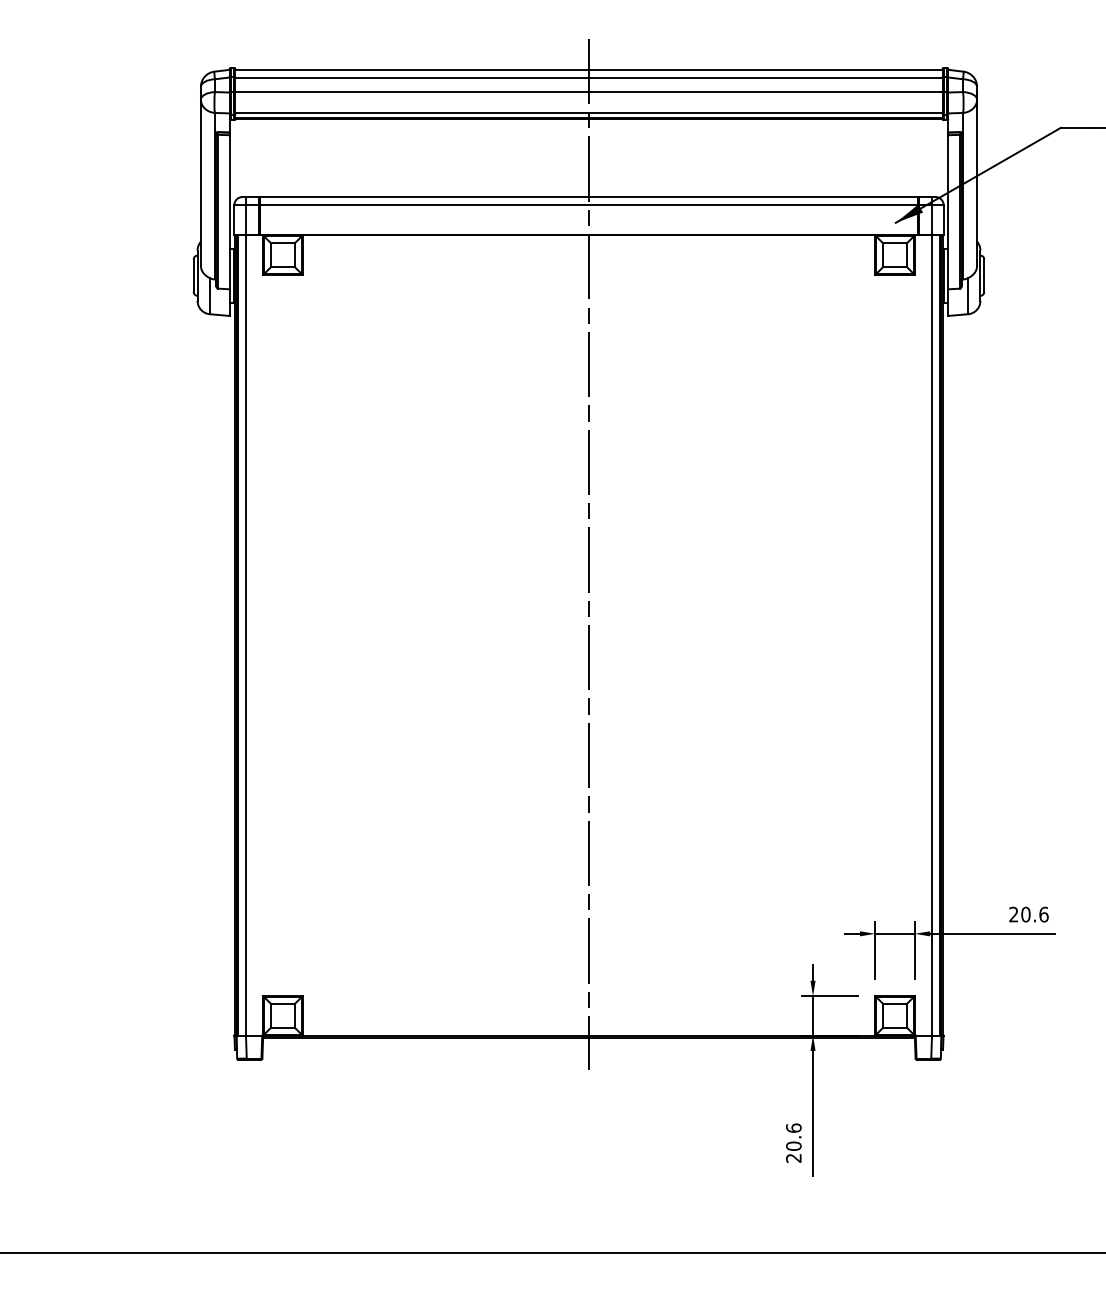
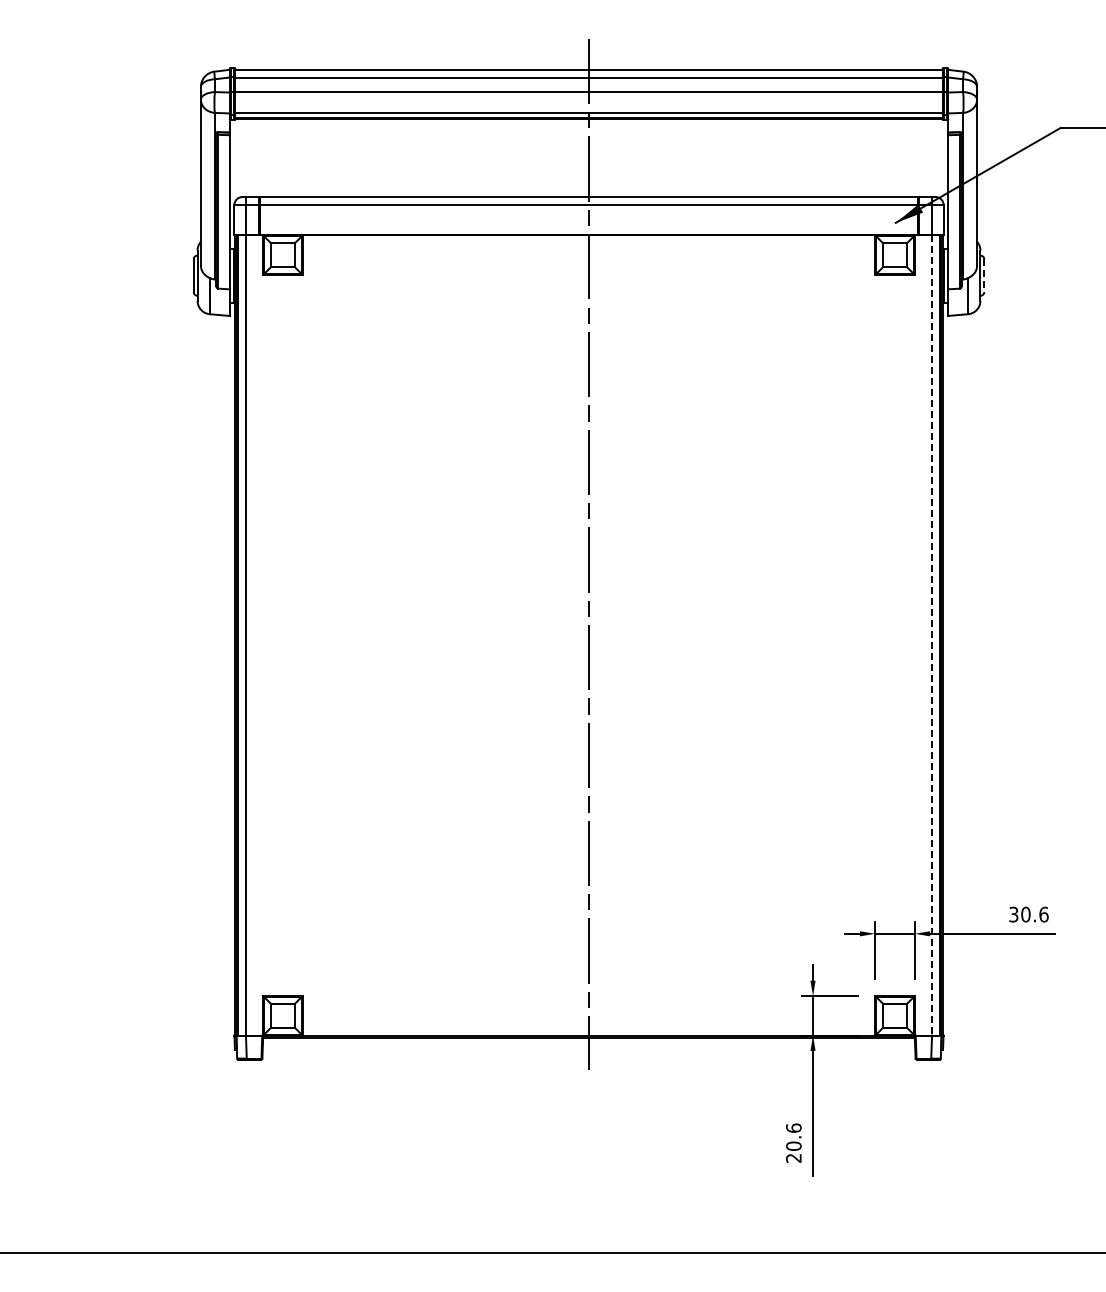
line: solid -> dashed (984, 276)
line: solid -> dashed (931, 636)
text: 20.6 -> 30.6 (1013, 914)
